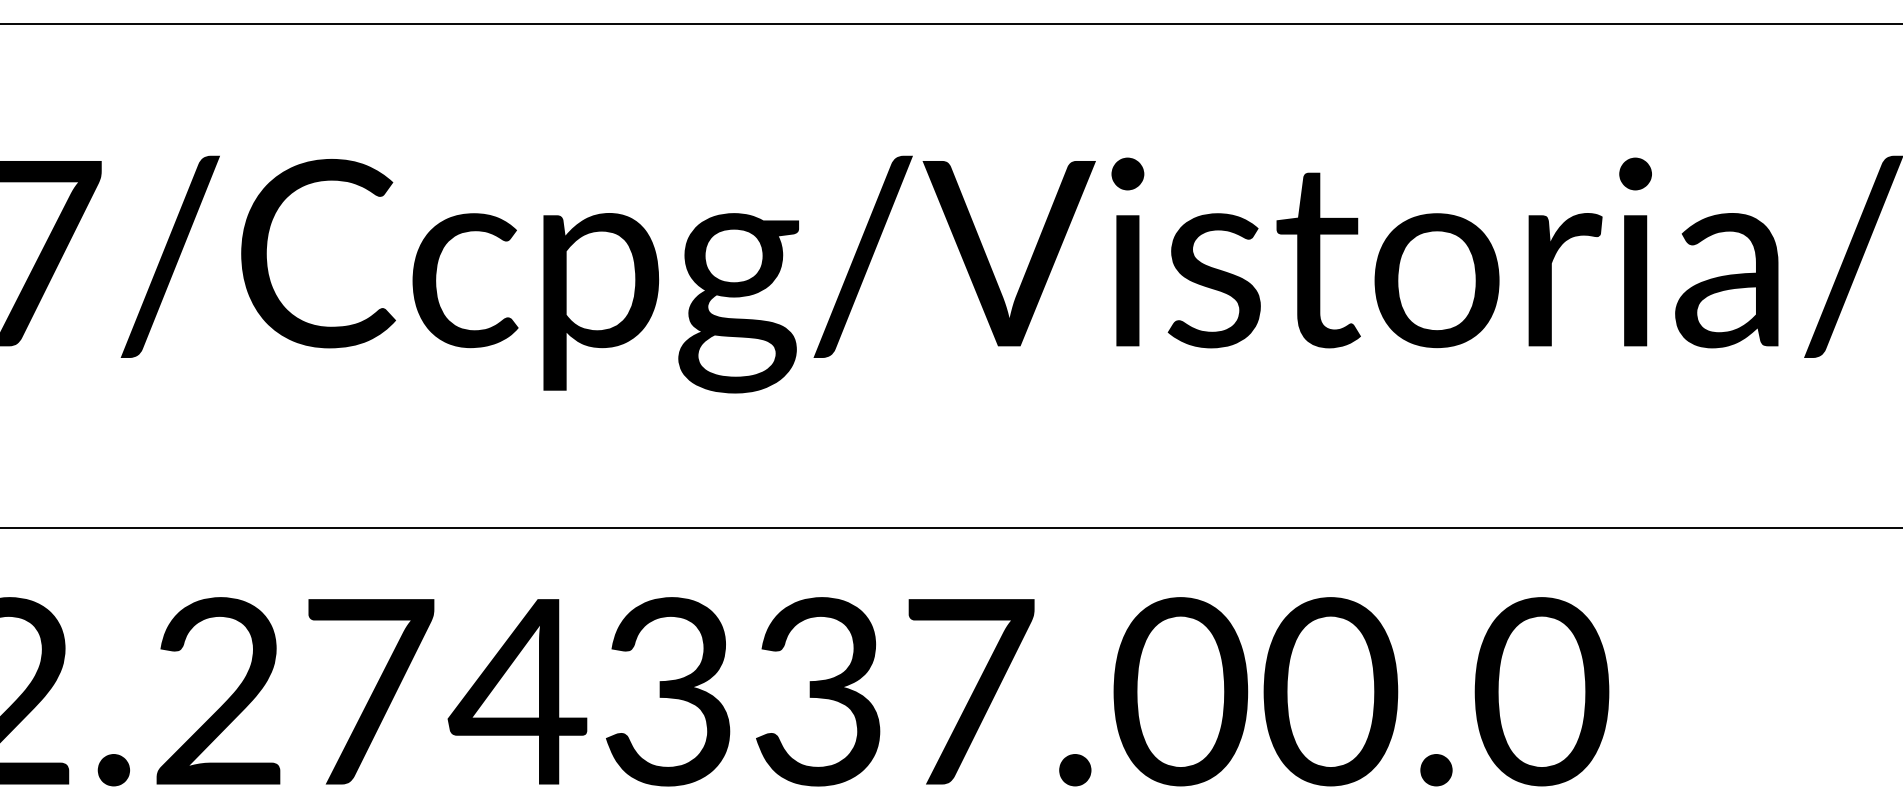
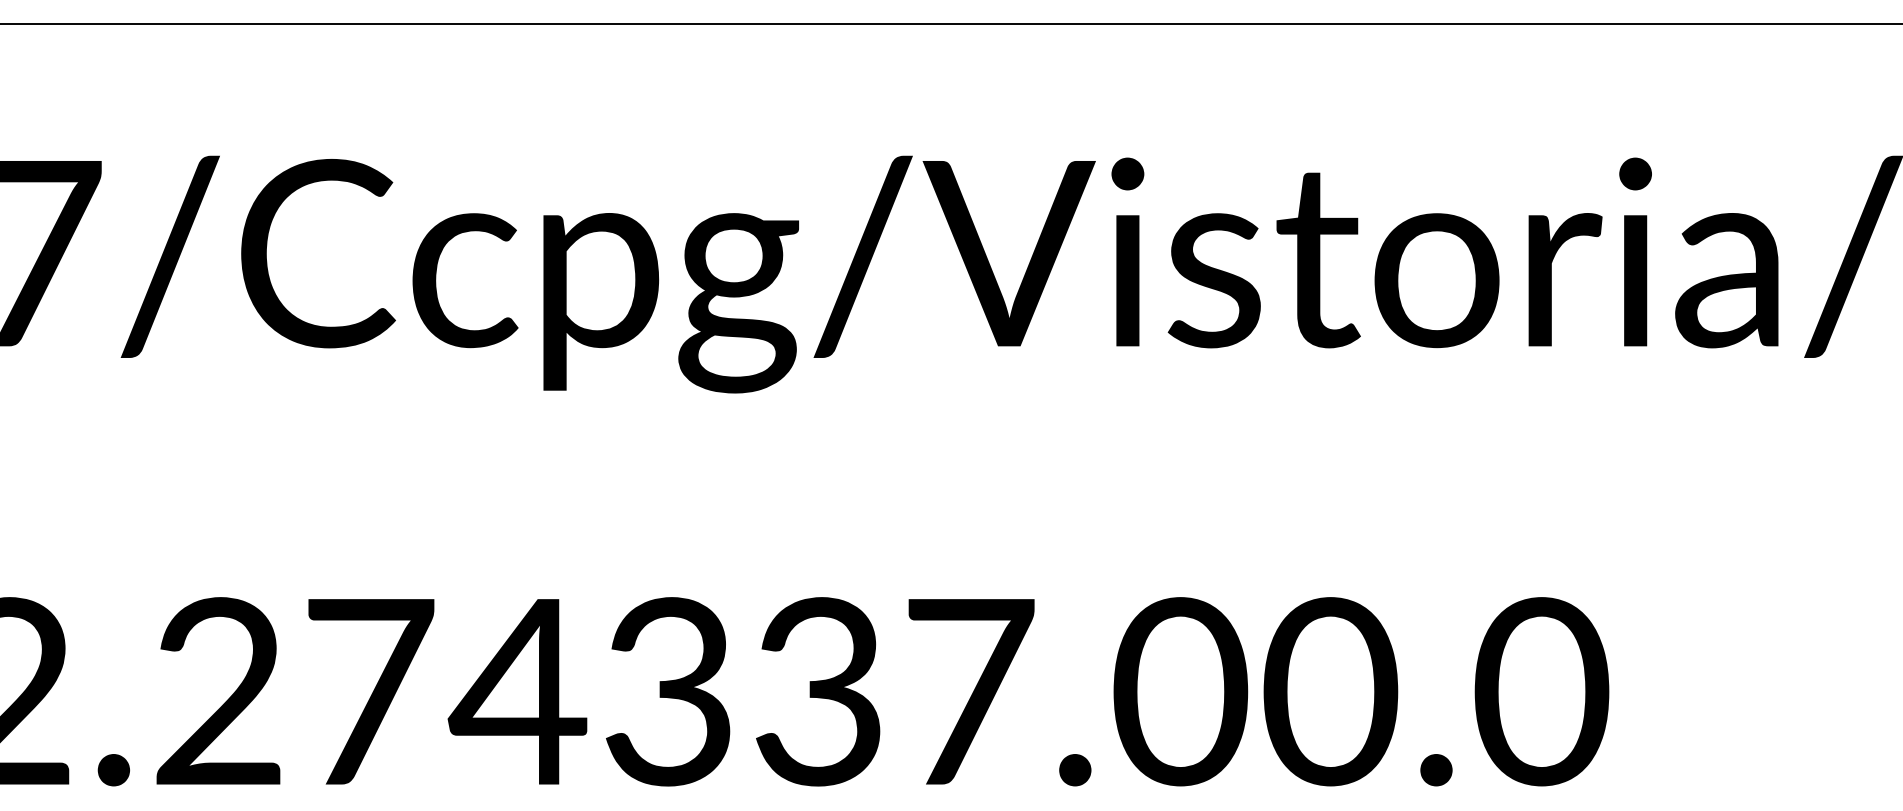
line: present -> none (950, 527)
